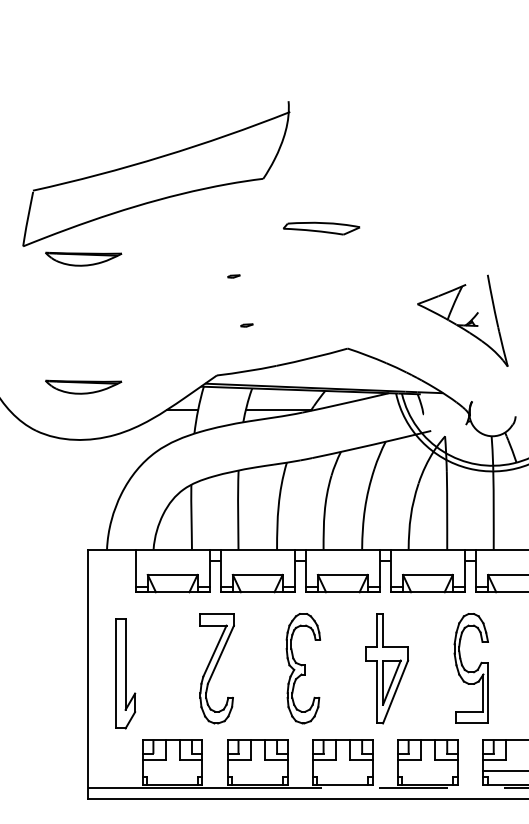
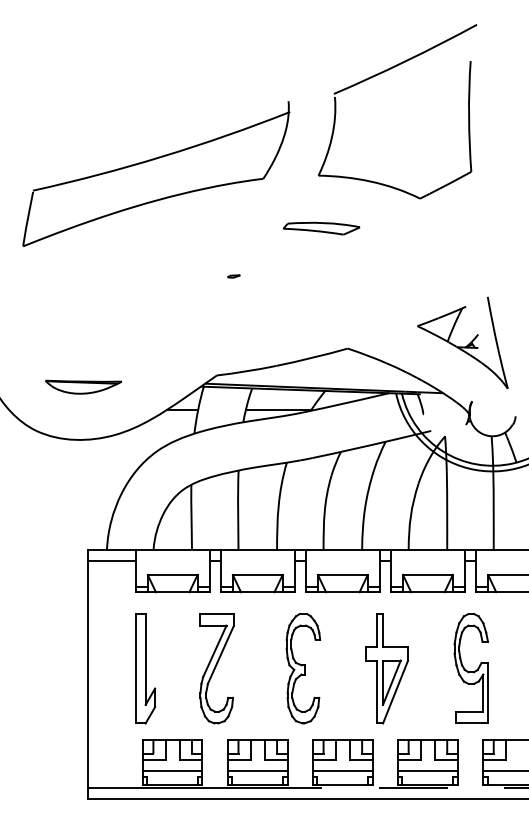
part: none -> present (378, 75)
part: present -> none (83, 258)
part position: (462, 320) -> (462, 342) (462, 342)
part: present -> none (246, 325)
line: none -> present (111, 561)
part position: (125, 673) -> (145, 668) (145, 668)
line: none -> present (172, 770)
line: none -> present (257, 770)
line: none -> present (342, 770)
line: none -> present (427, 770)
